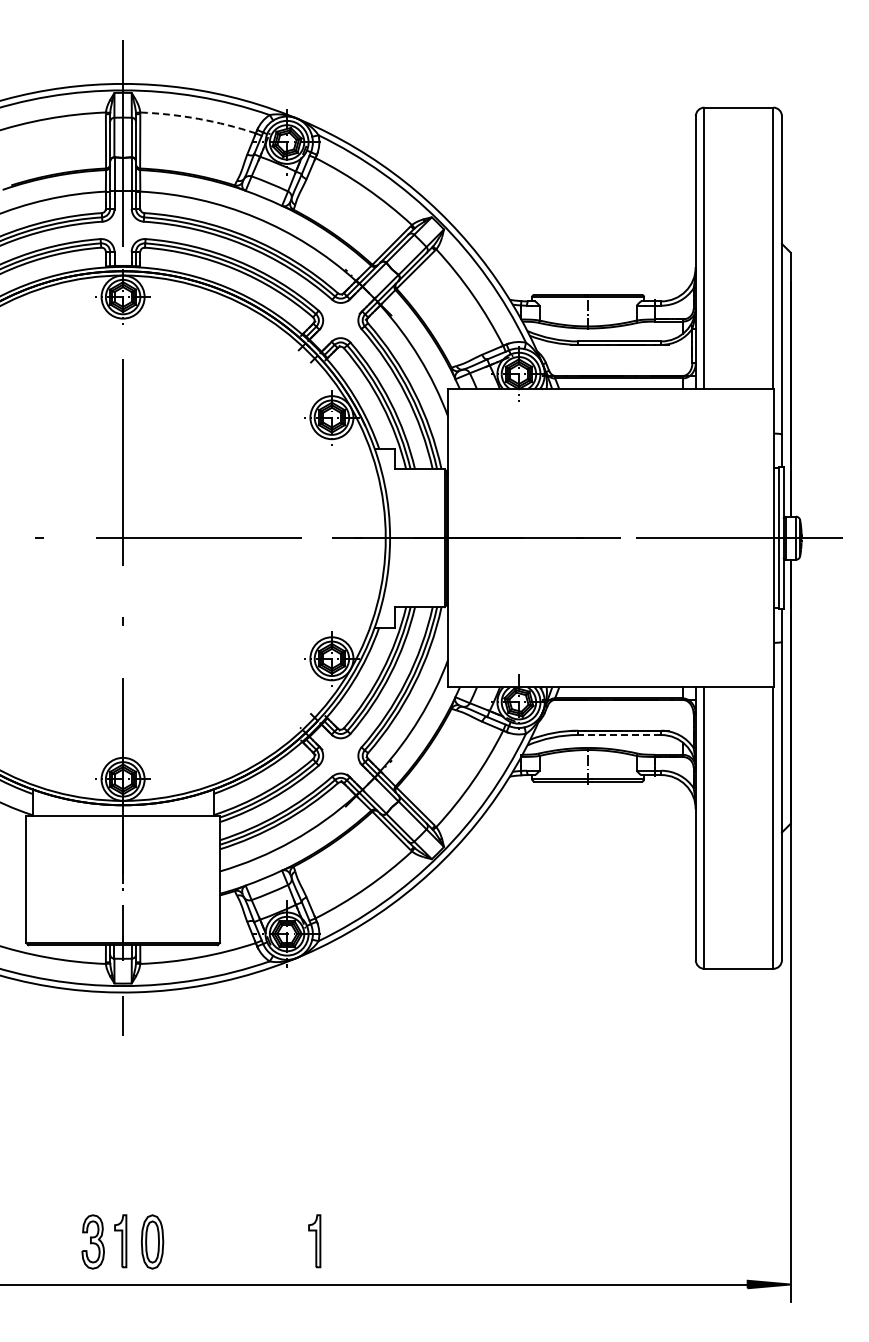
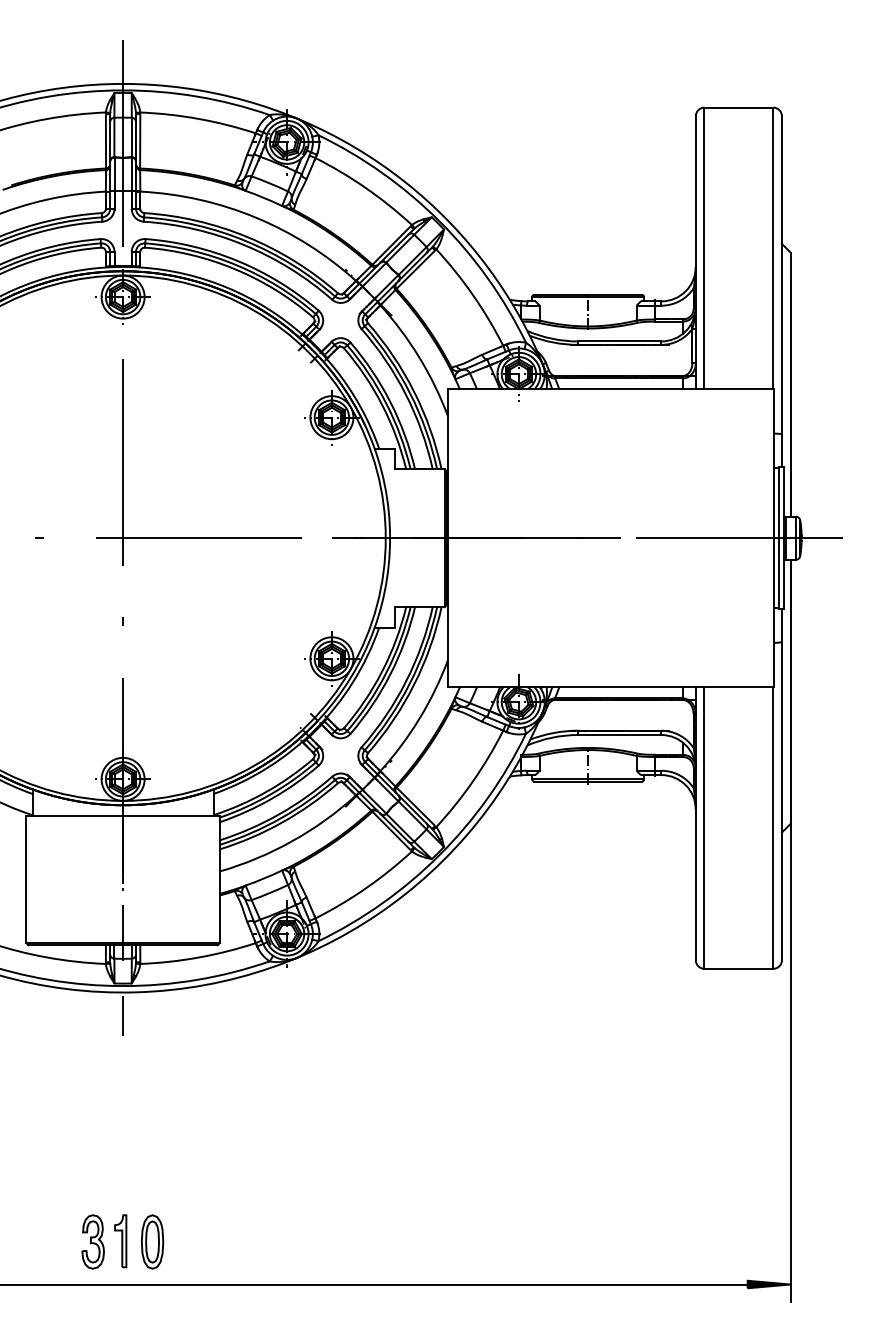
arc: dashed -> solid (198, 118)
line: dashed -> solid (619, 735)
part: present -> none (314, 1241)
